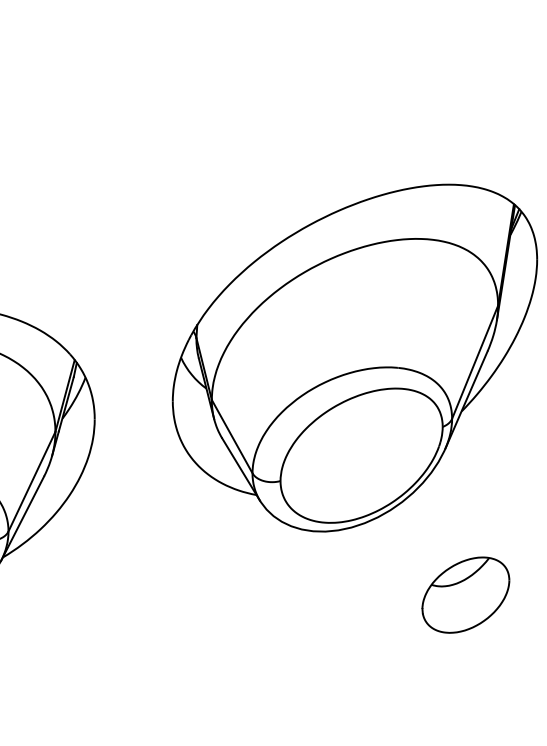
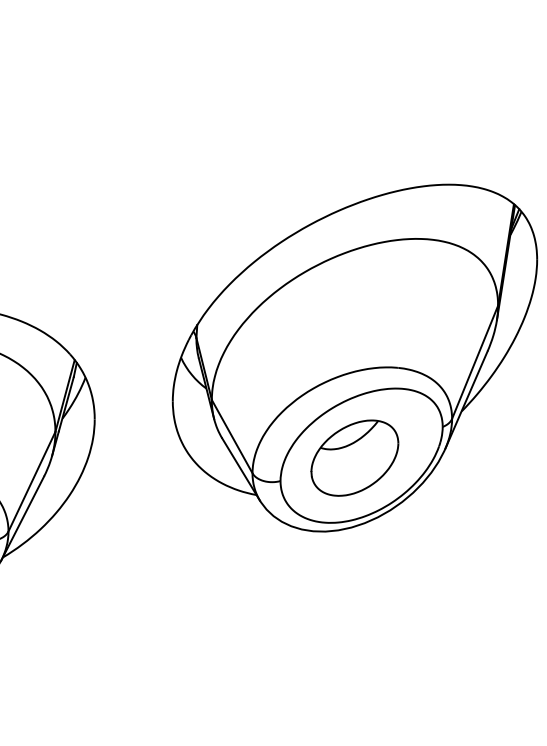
part position: (465, 594) -> (354, 457) (354, 457)
